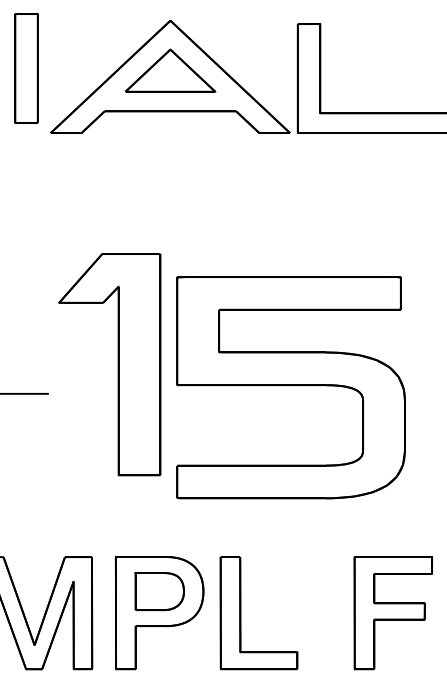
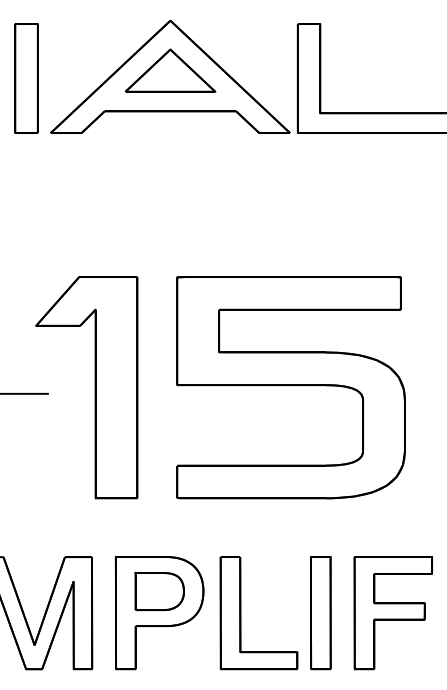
part position: (26, 68) -> (26, 78) (26, 78)
part position: (117, 364) -> (94, 387) (94, 387)
part: none -> present (320, 613)
